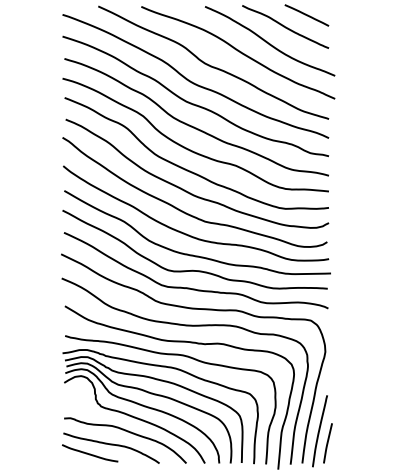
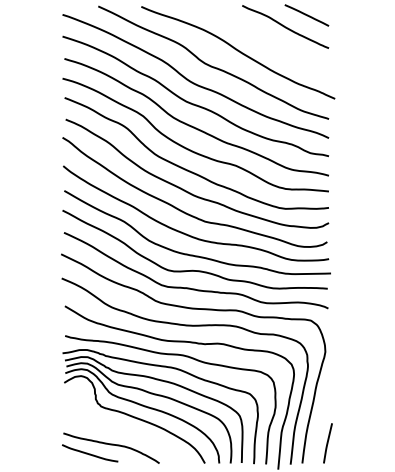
curve: present -> none (269, 42)
curve: present -> none (319, 431)
curve: present -> none (127, 432)
